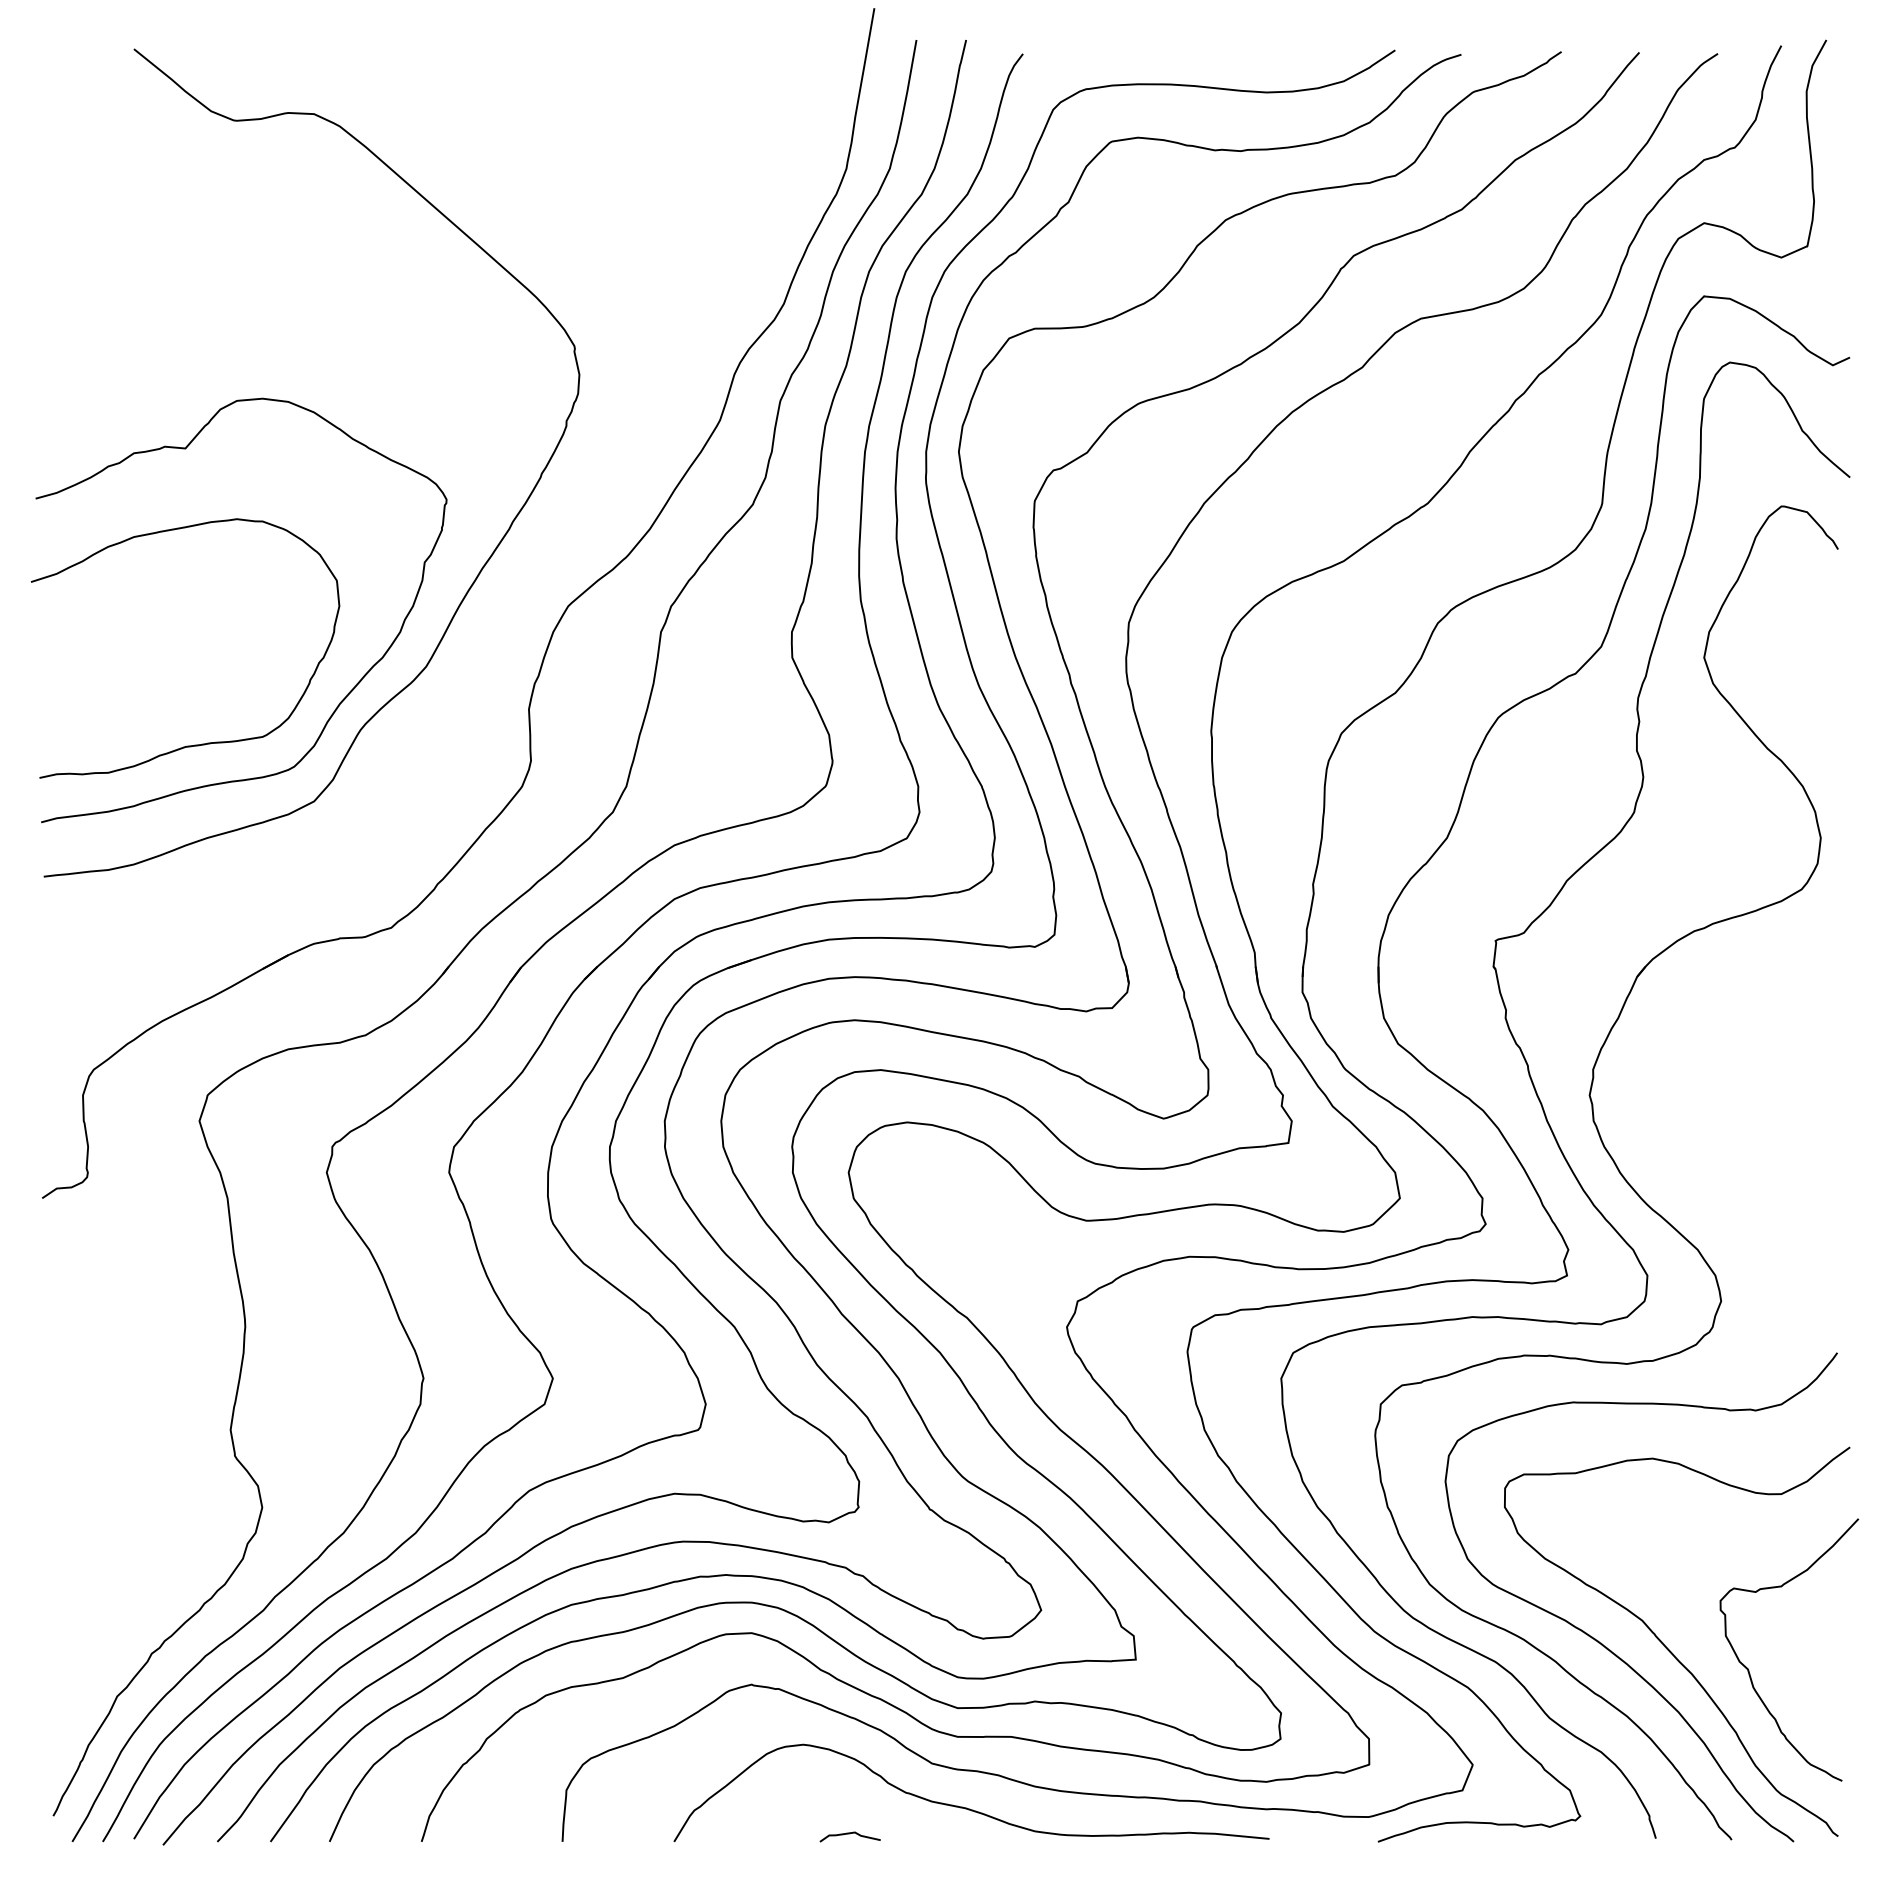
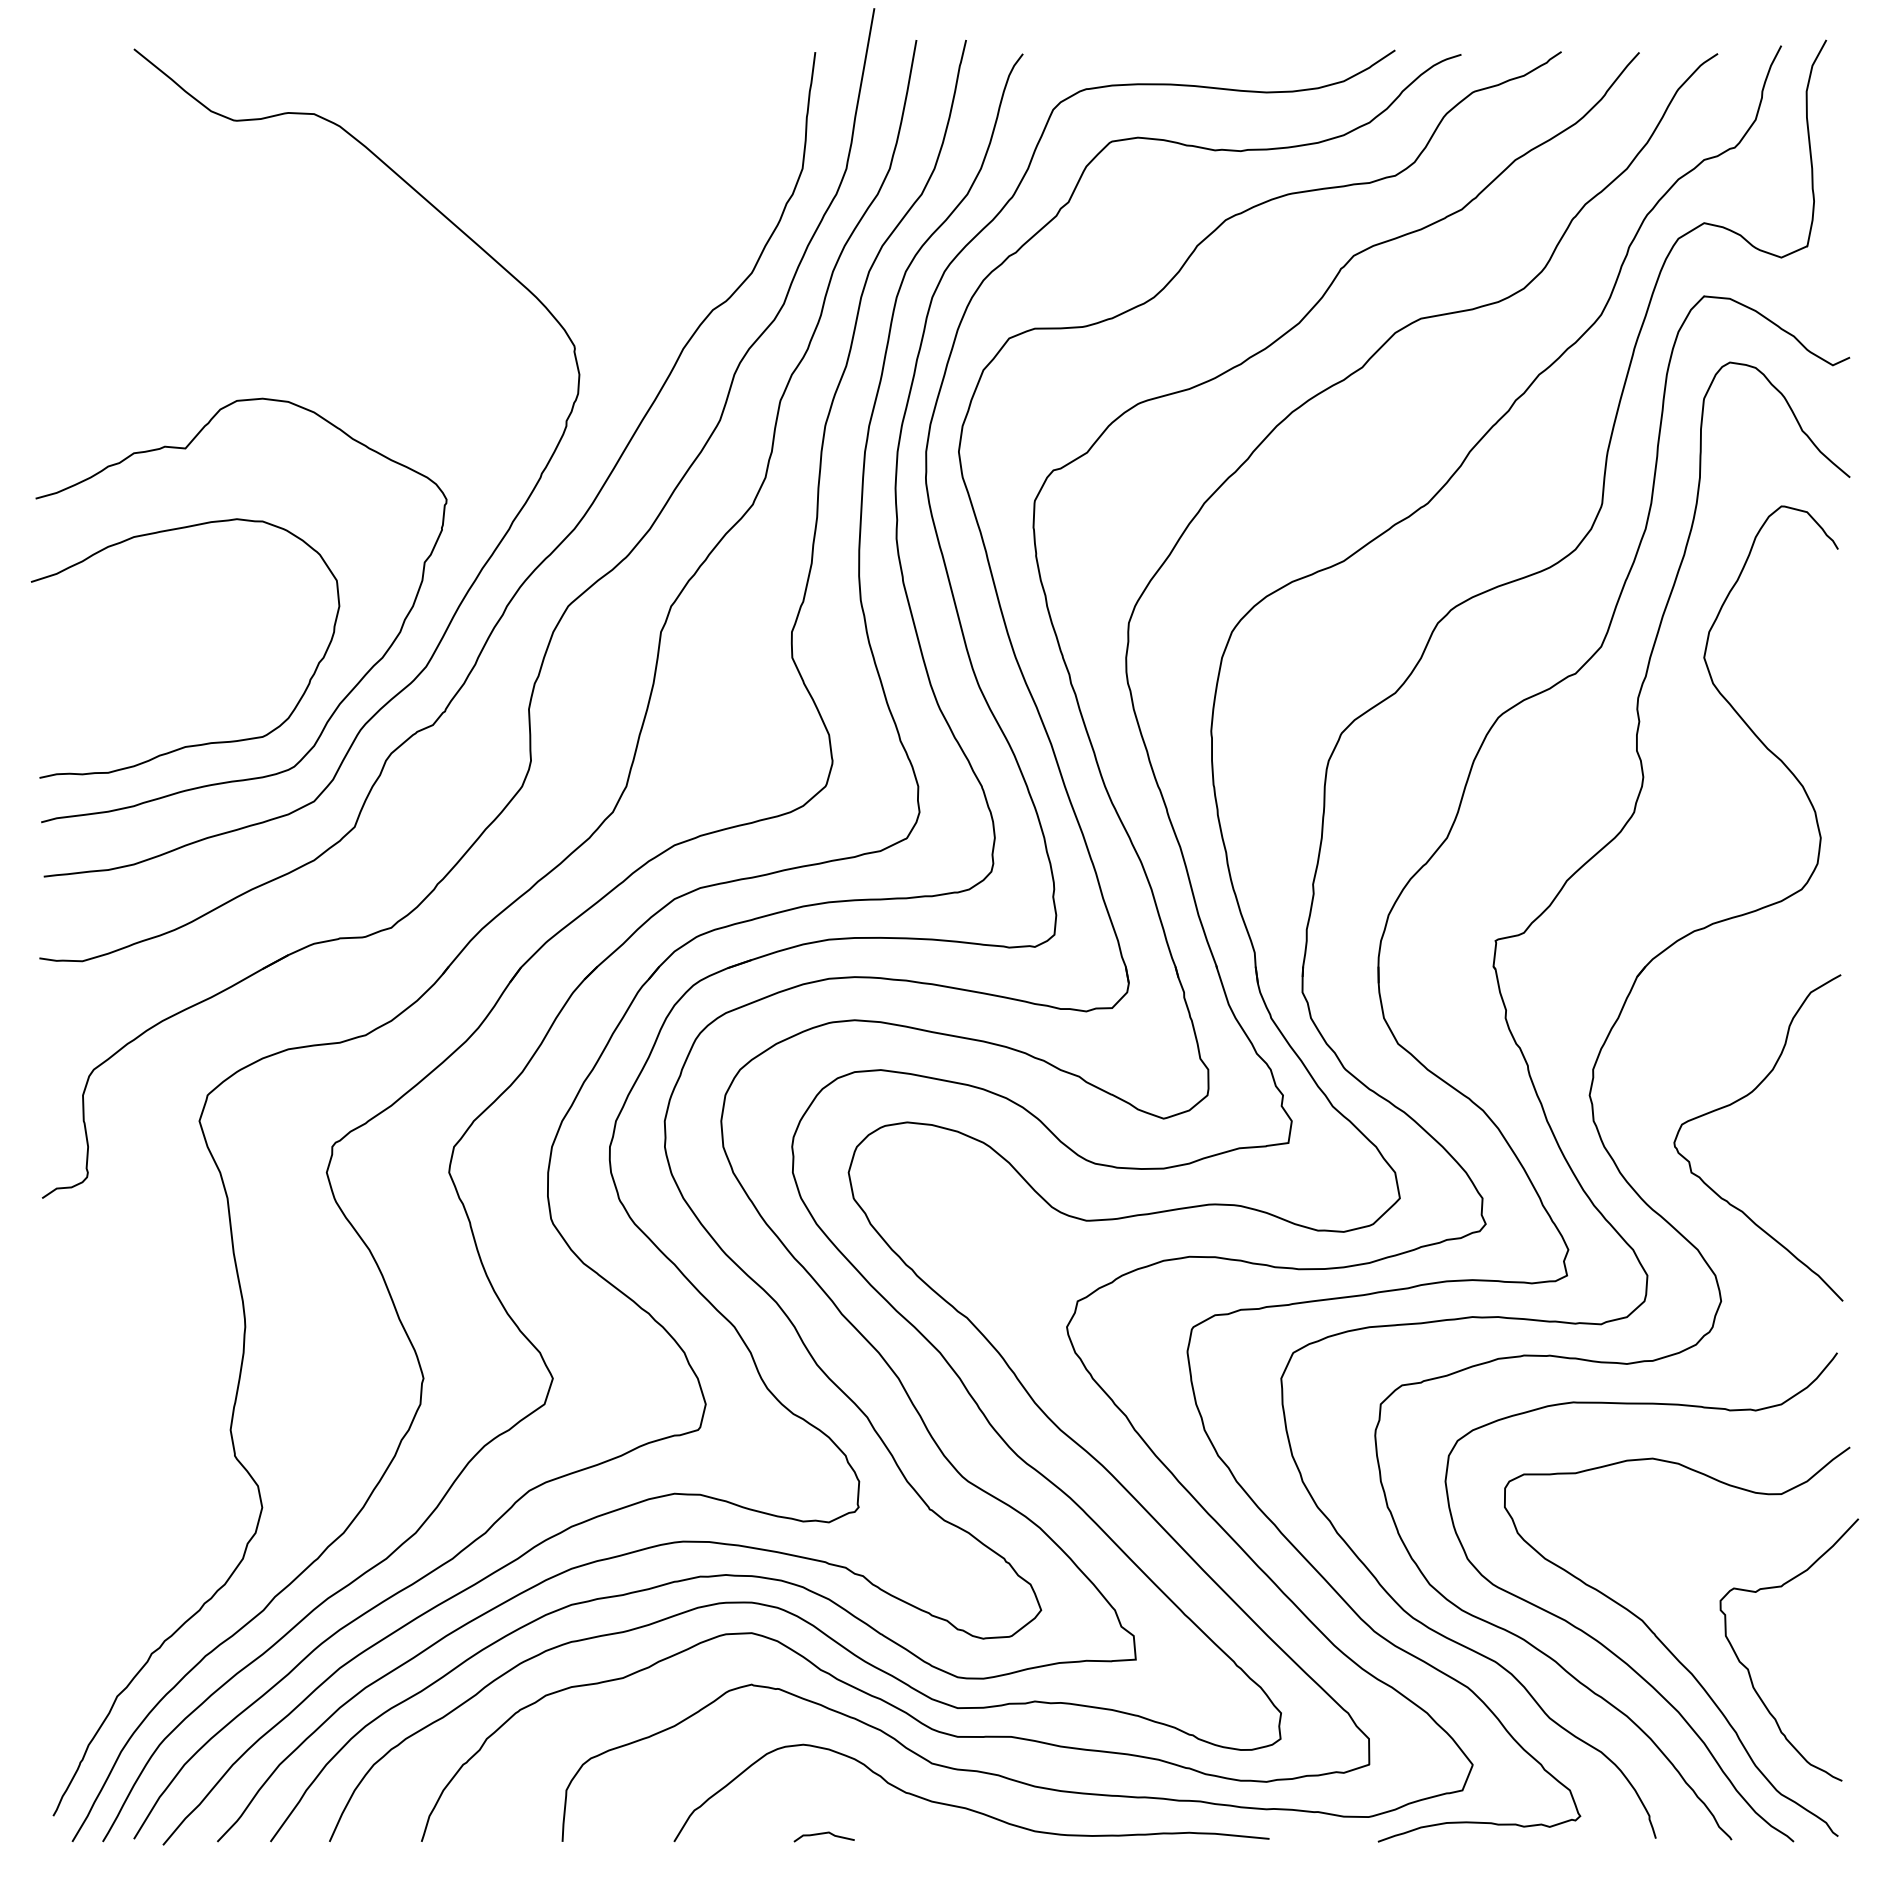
curve: none -> present (521, 583)
curve: none -> present (1740, 1100)
curve position: (849, 1834) -> (823, 1834) (823, 1834)
